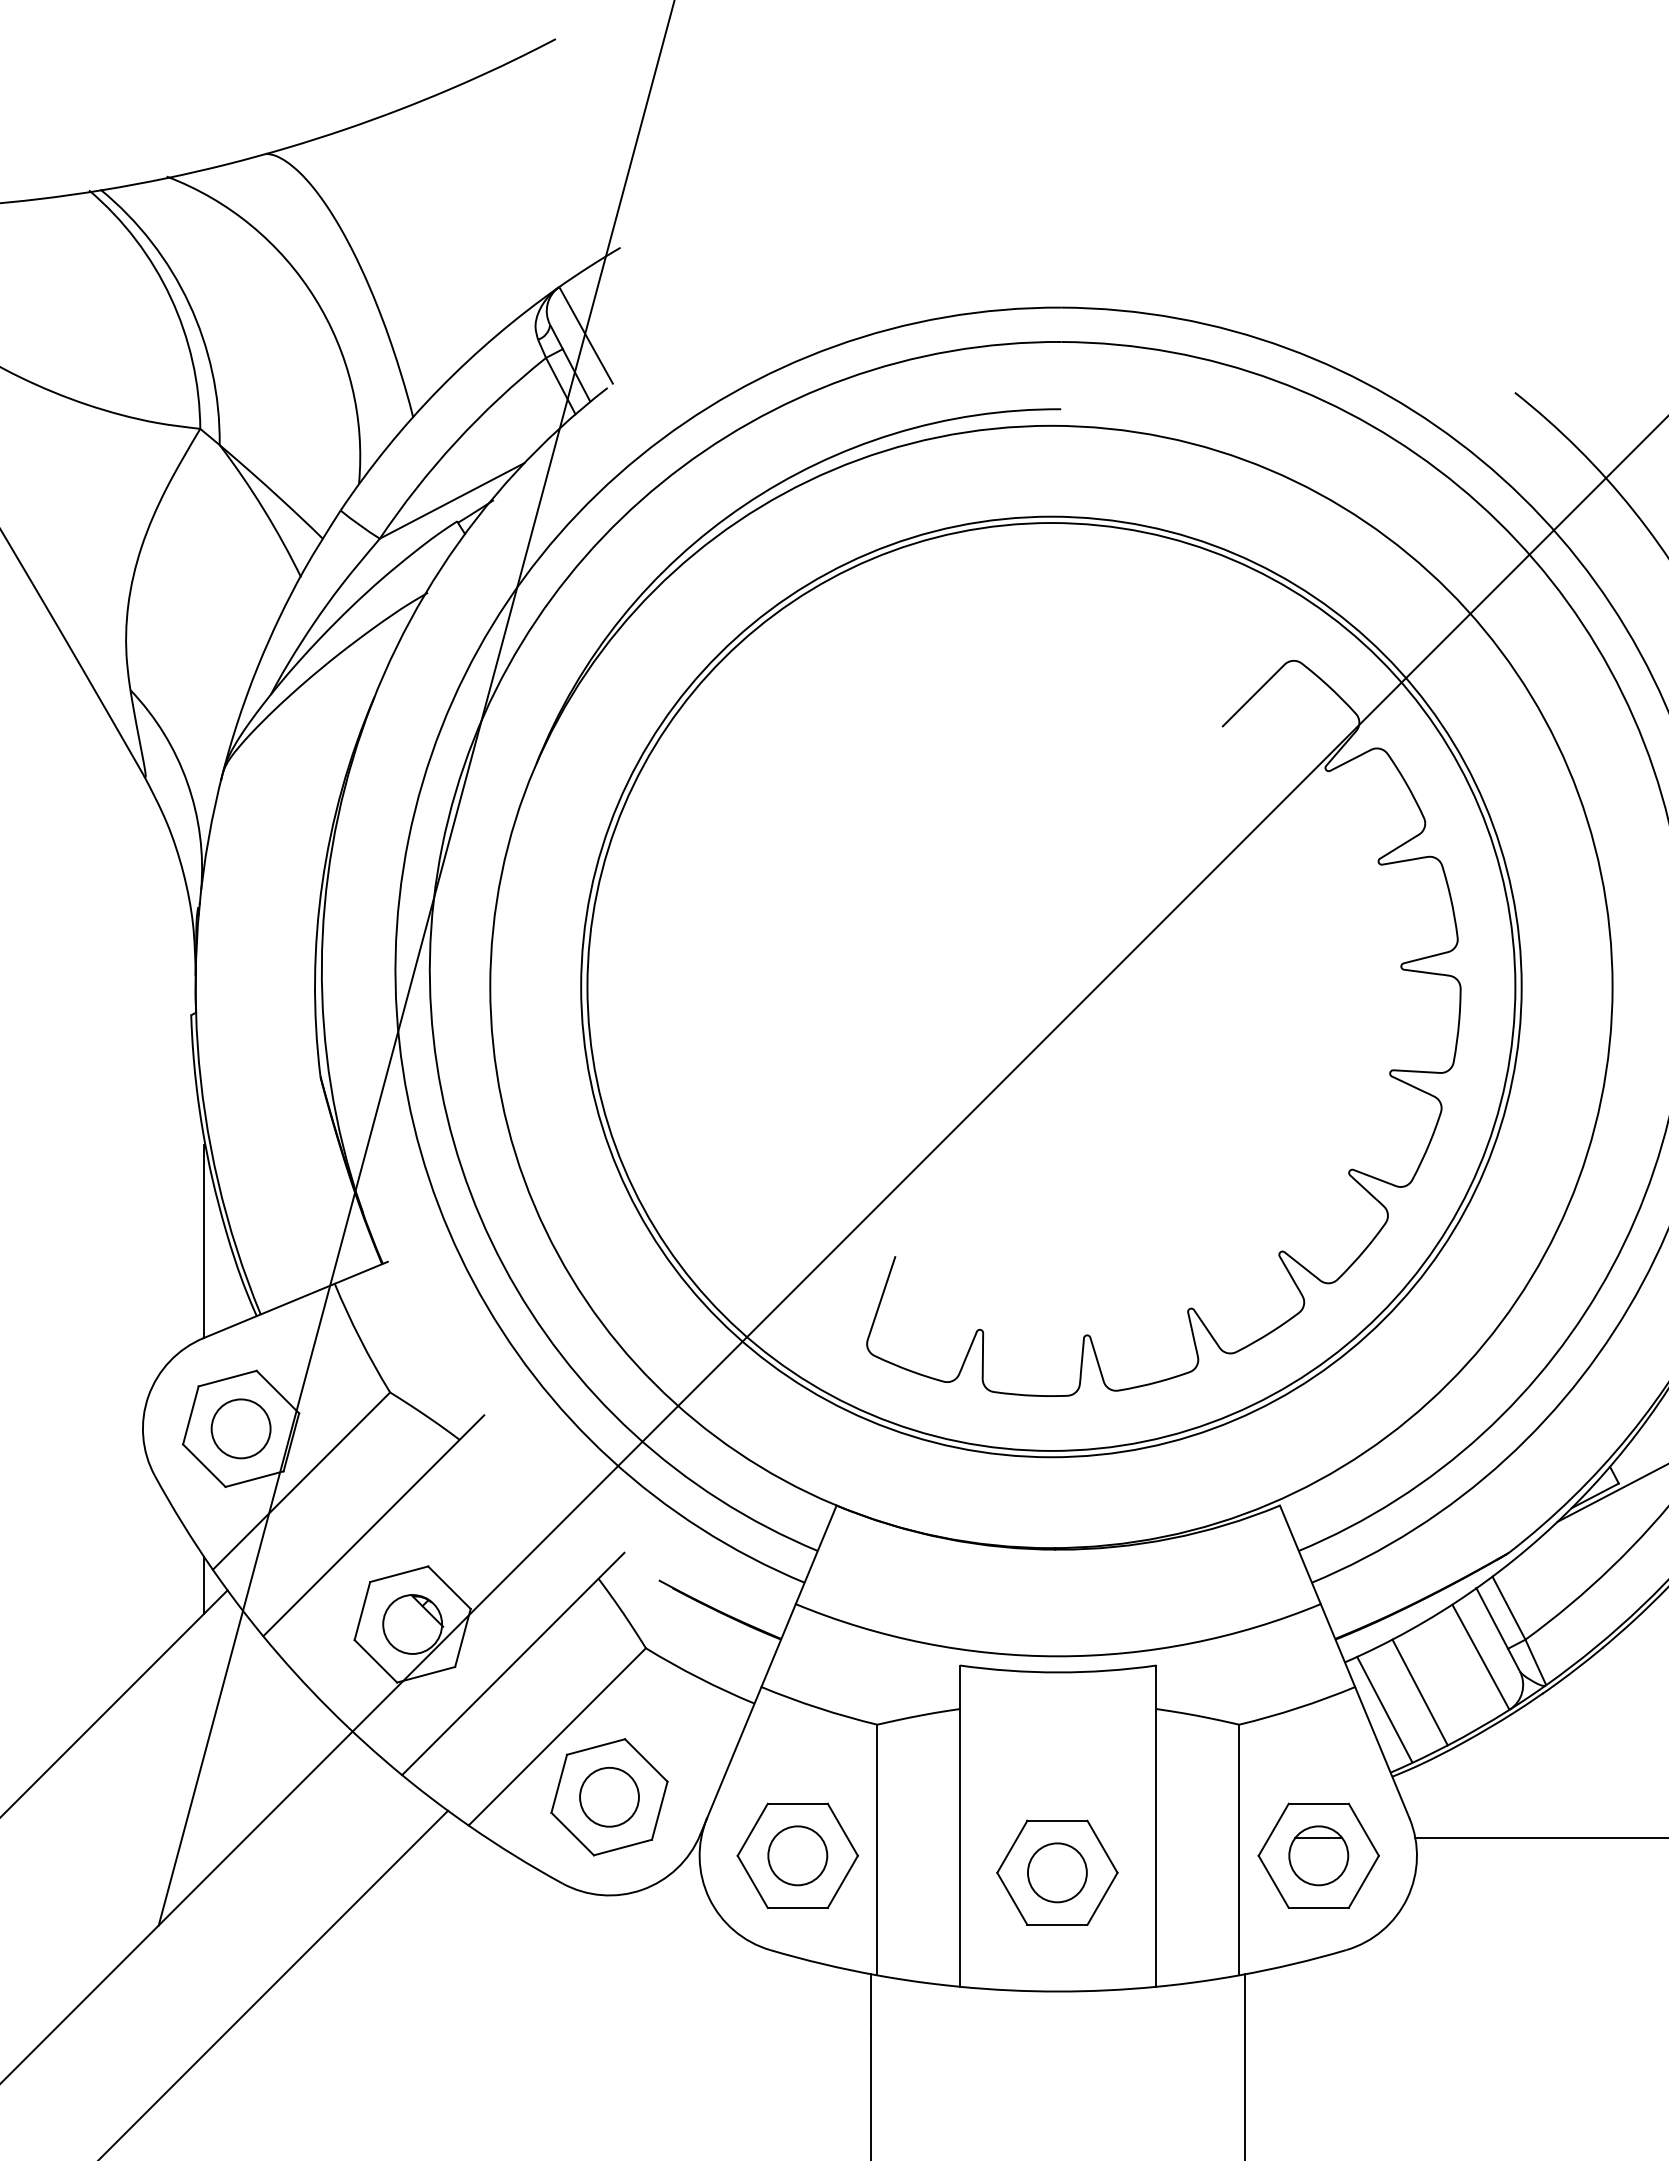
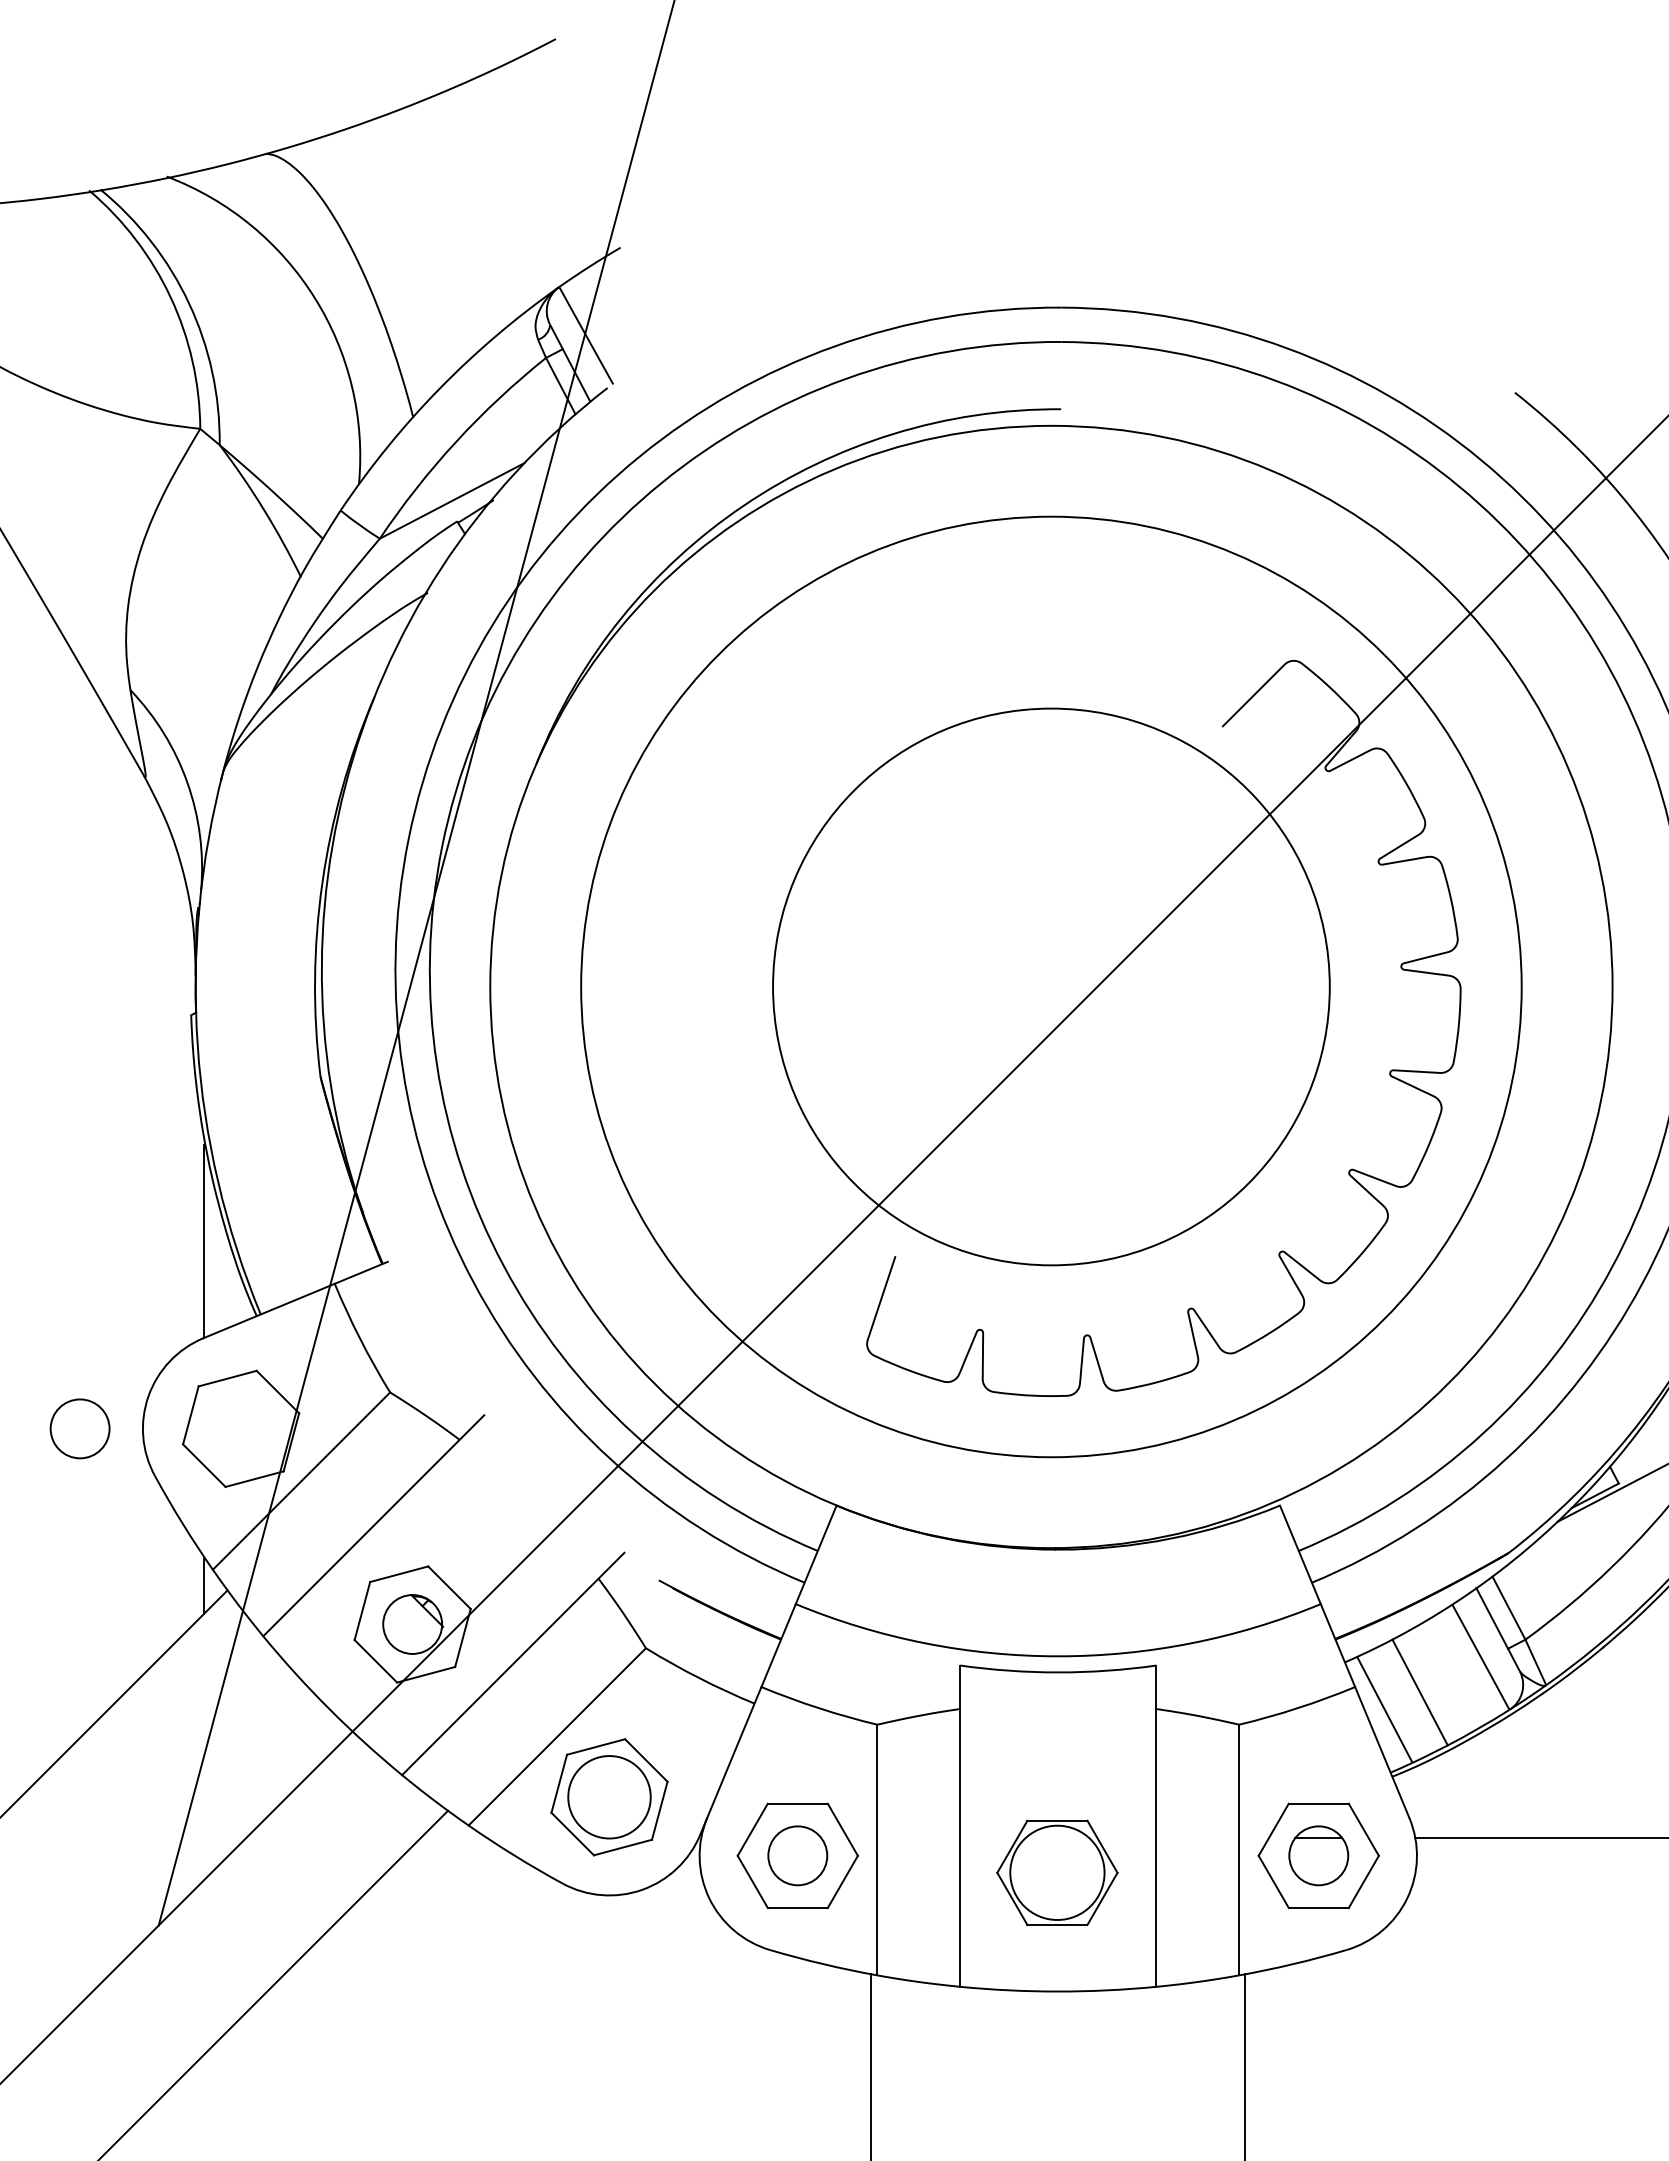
circle diameter: 928 px -> 557 px (1051, 986)
circle position: (240, 1428) -> (79, 1428) (79, 1428)
circle diameter: 59 px -> 82 px (609, 1797)
circle diameter: 59 px -> 94 px (1057, 1872)
